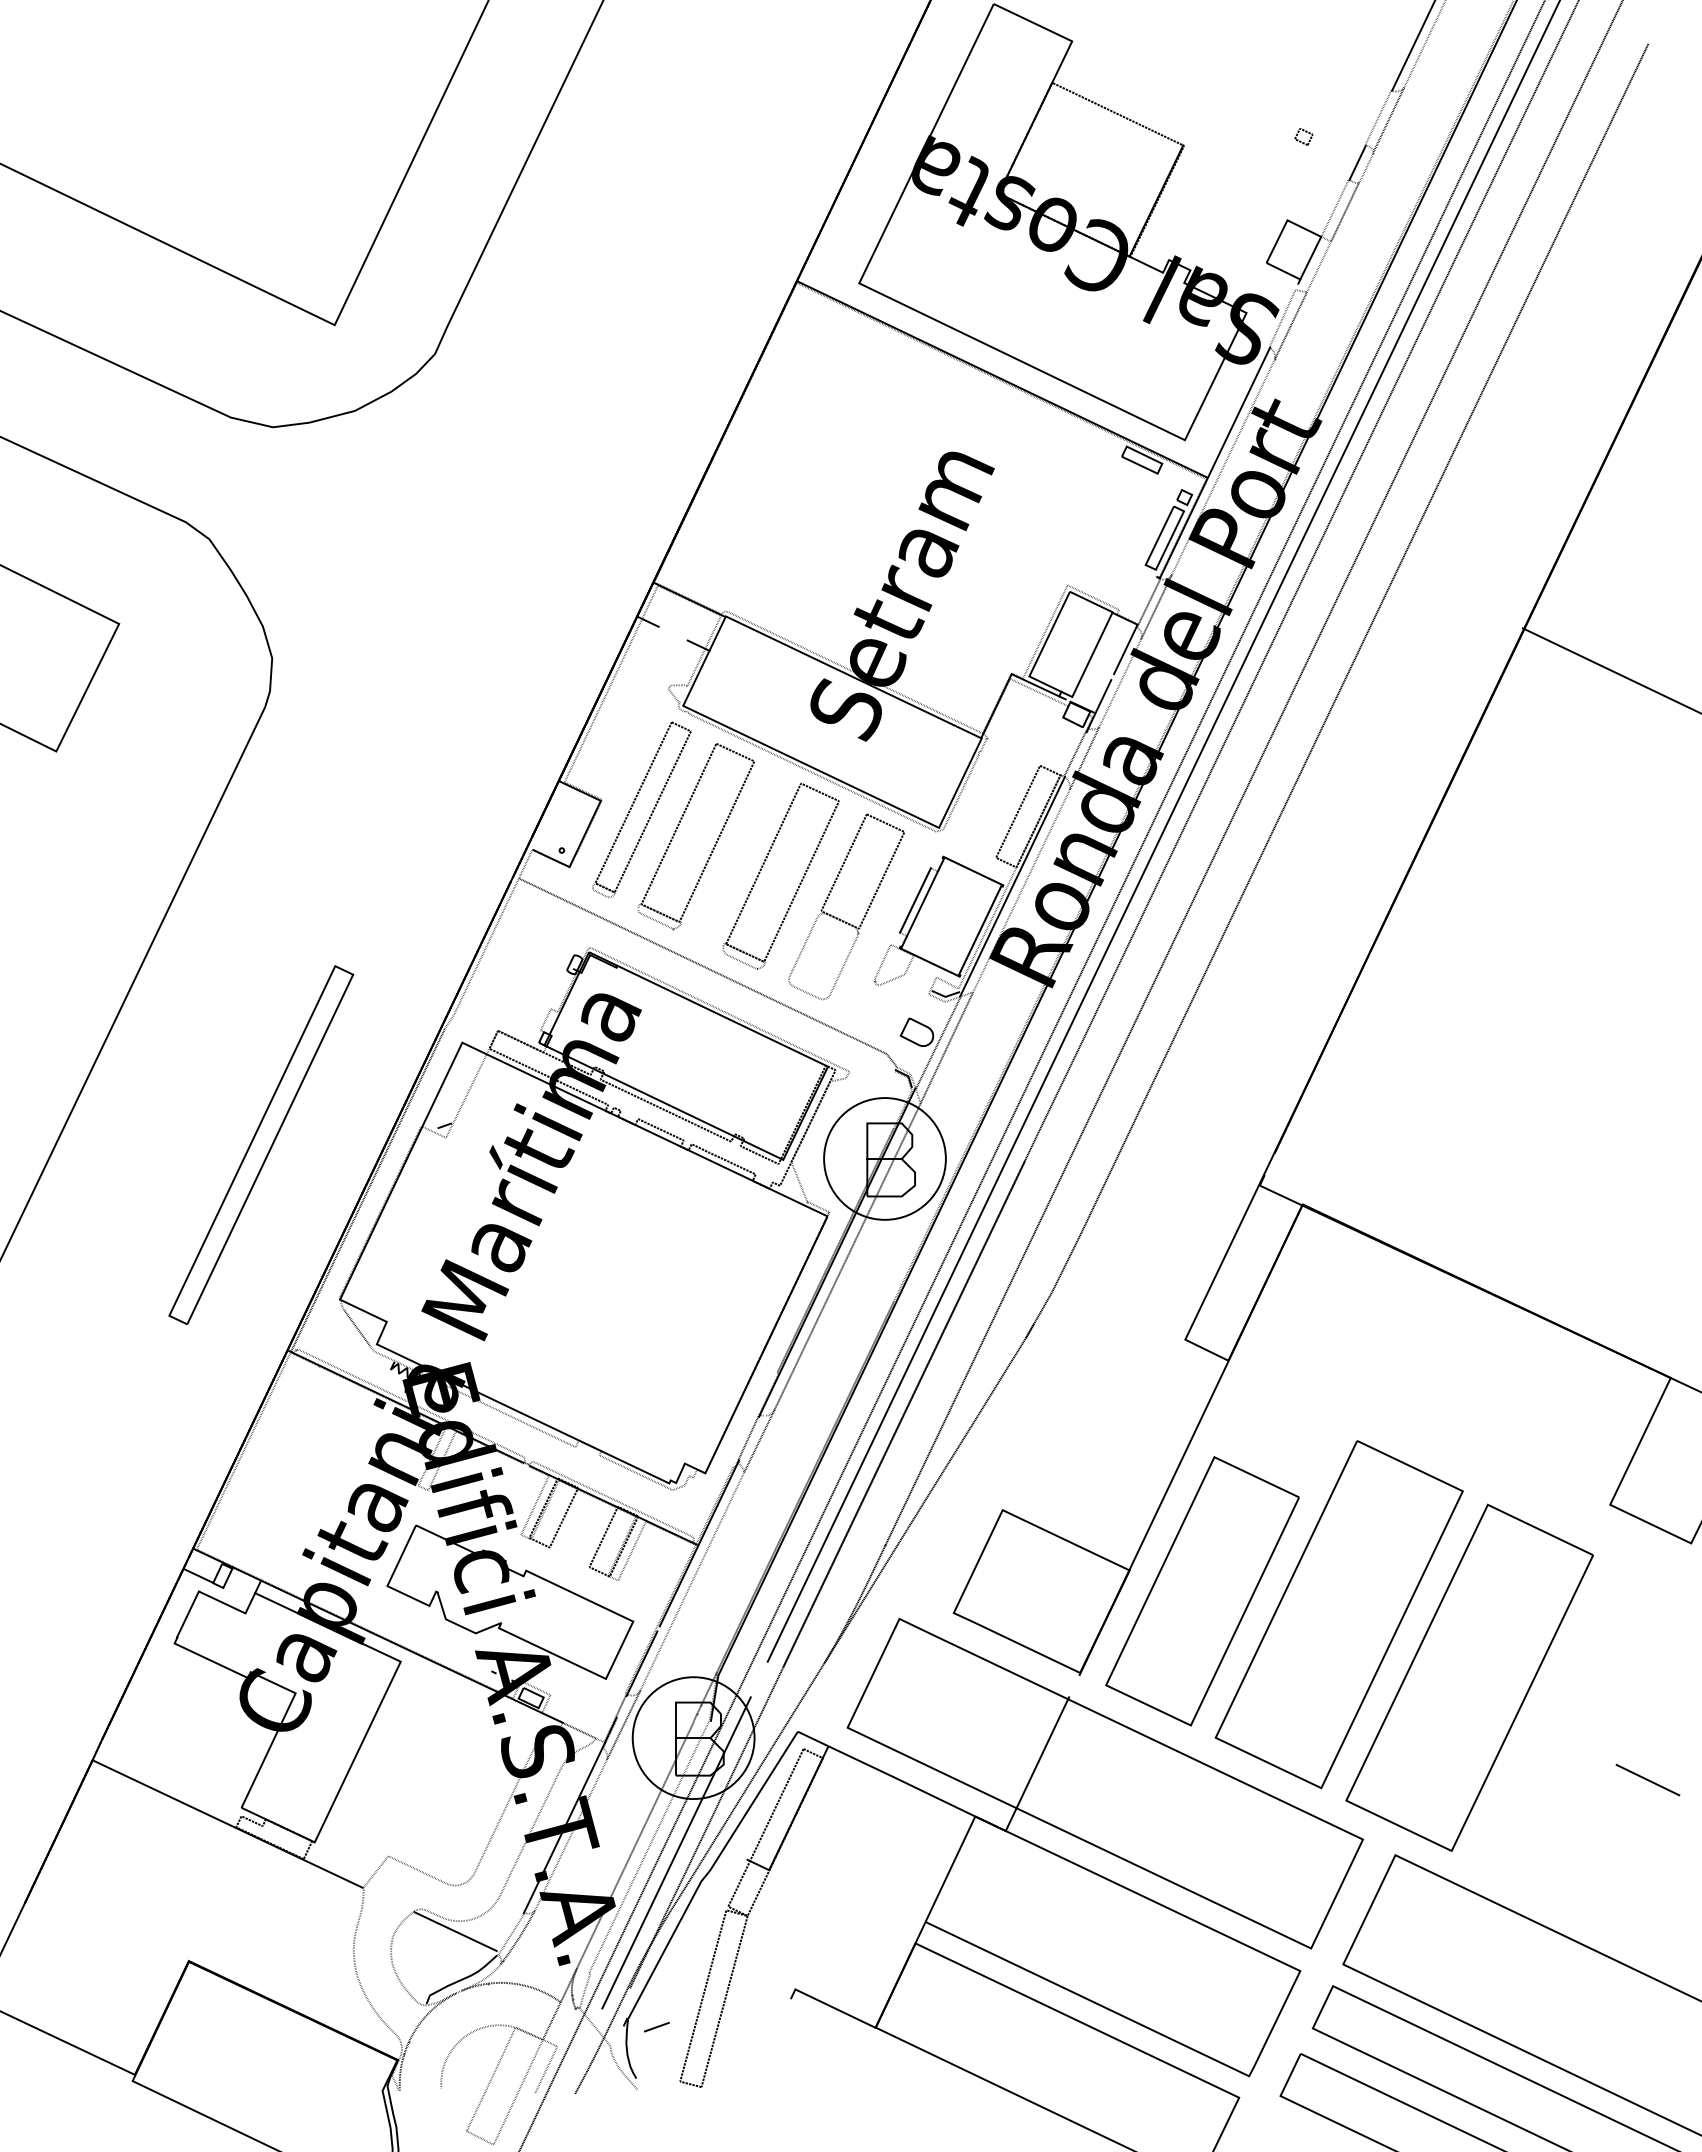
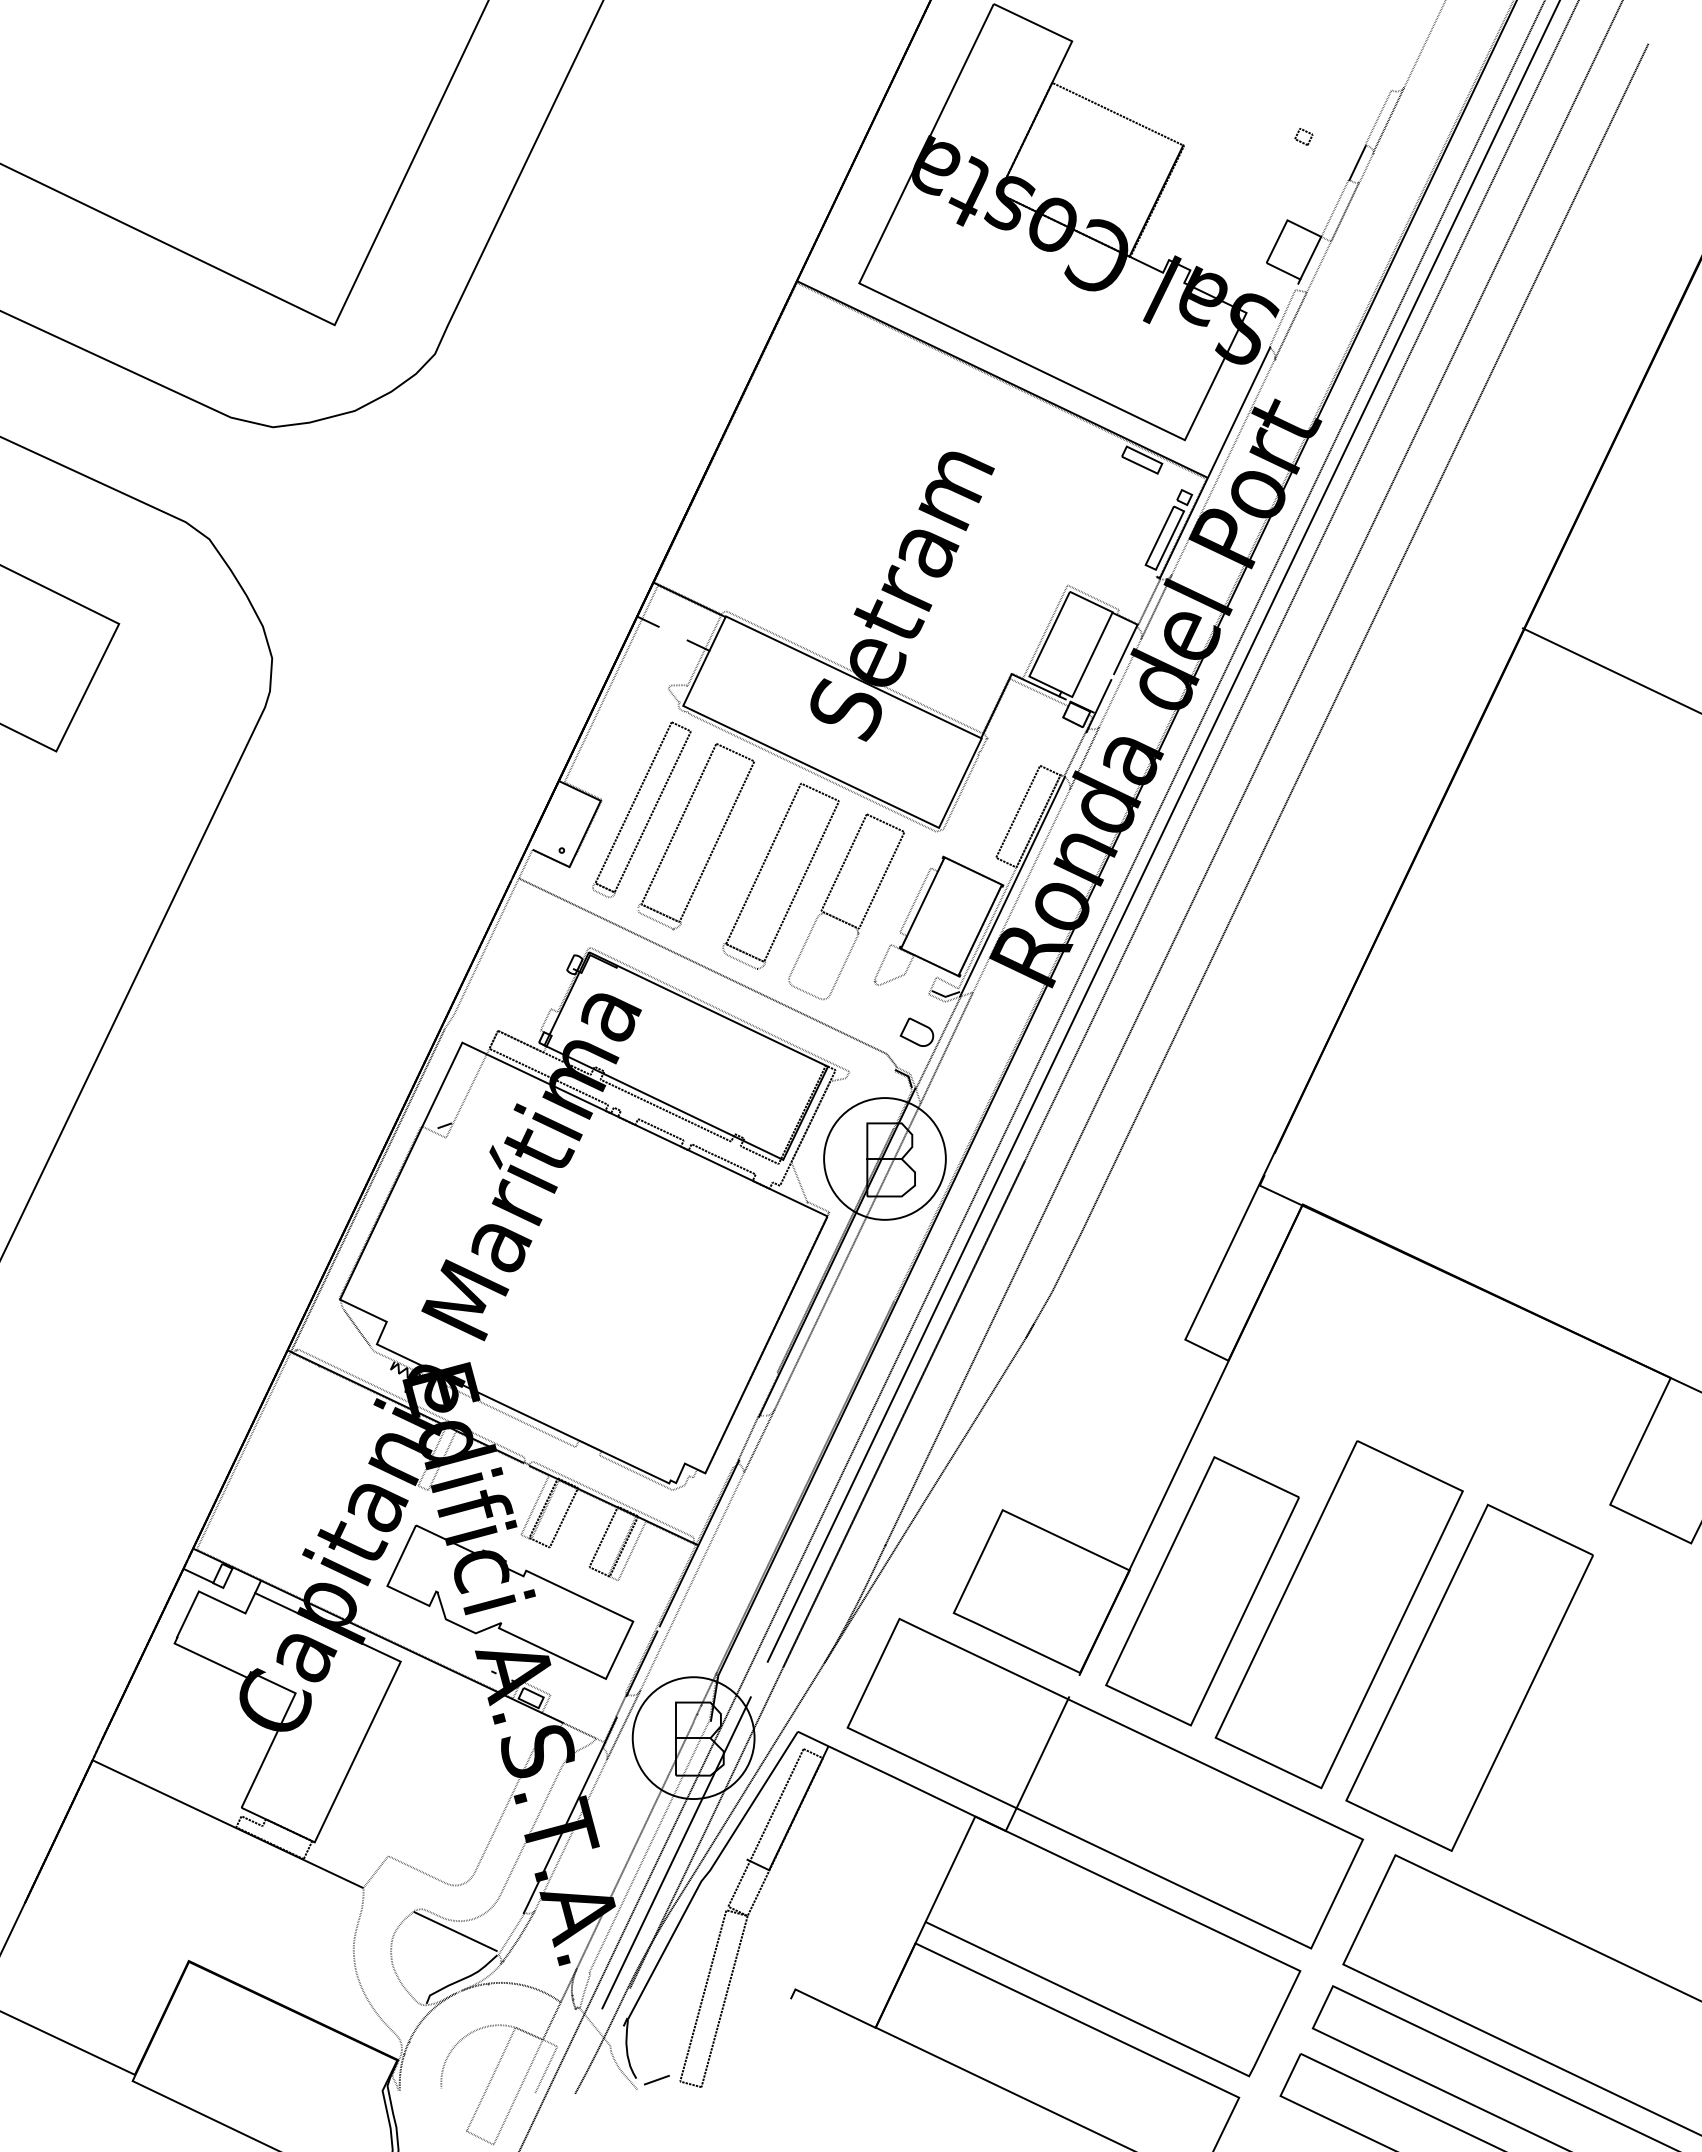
line: present -> none (1413, 46)
line: present -> none (915, 900)
part: present -> none (261, 1144)
line: present -> none (1647, 1779)
line position: (656, 2026) -> (656, 2079) (656, 2079)
